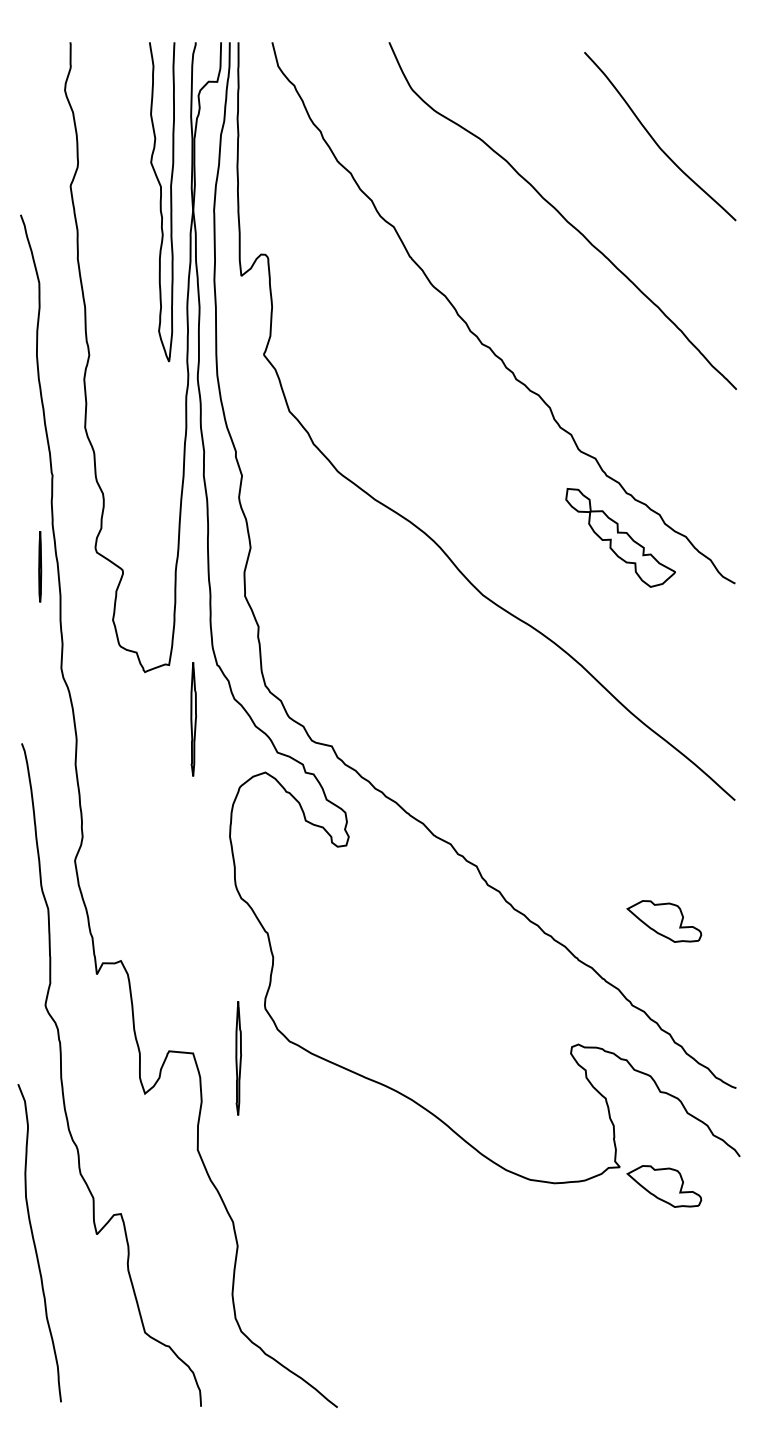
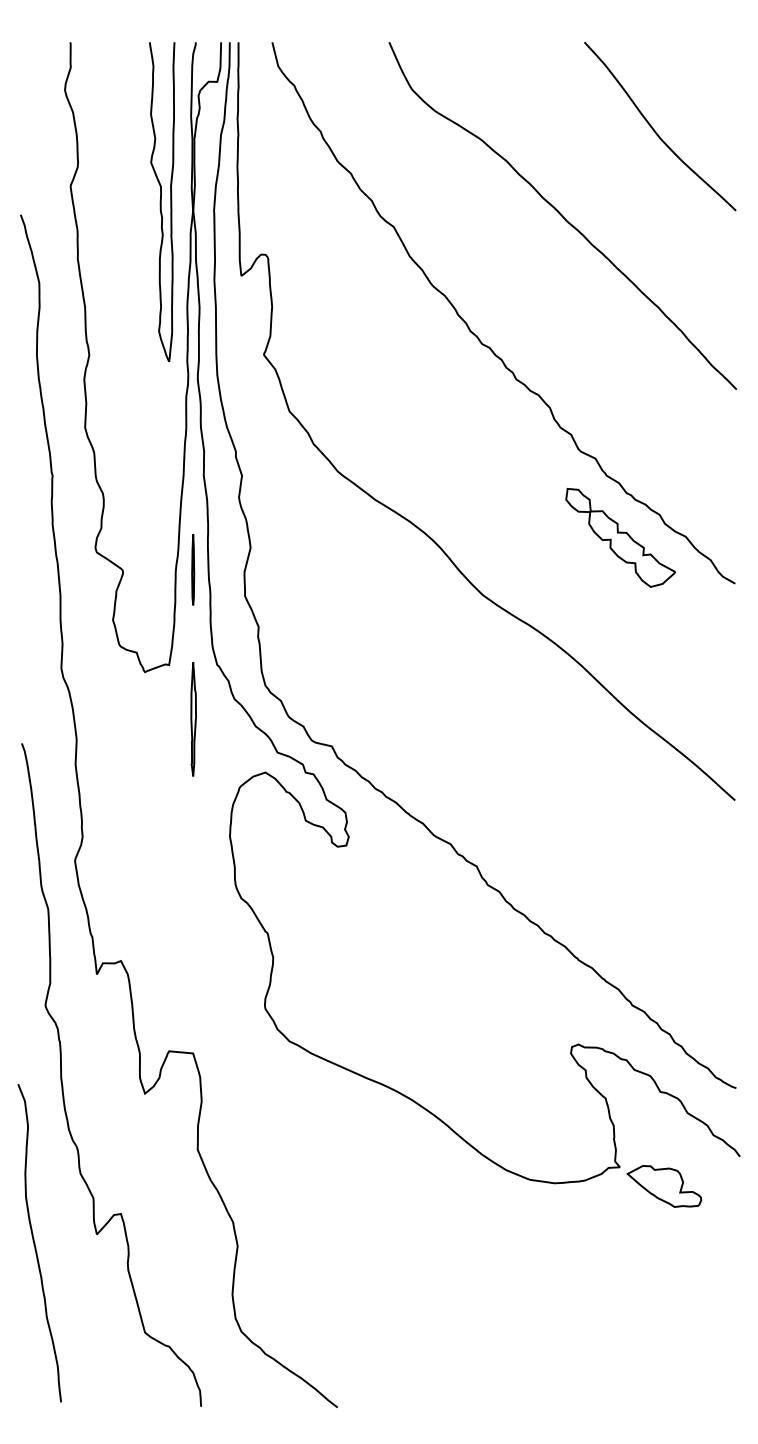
curve position: (655, 140) -> (655, 130) (655, 130)
line position: (40, 566) -> (193, 569) (193, 569)
part: present -> none (664, 921)
part: present -> none (238, 1058)
